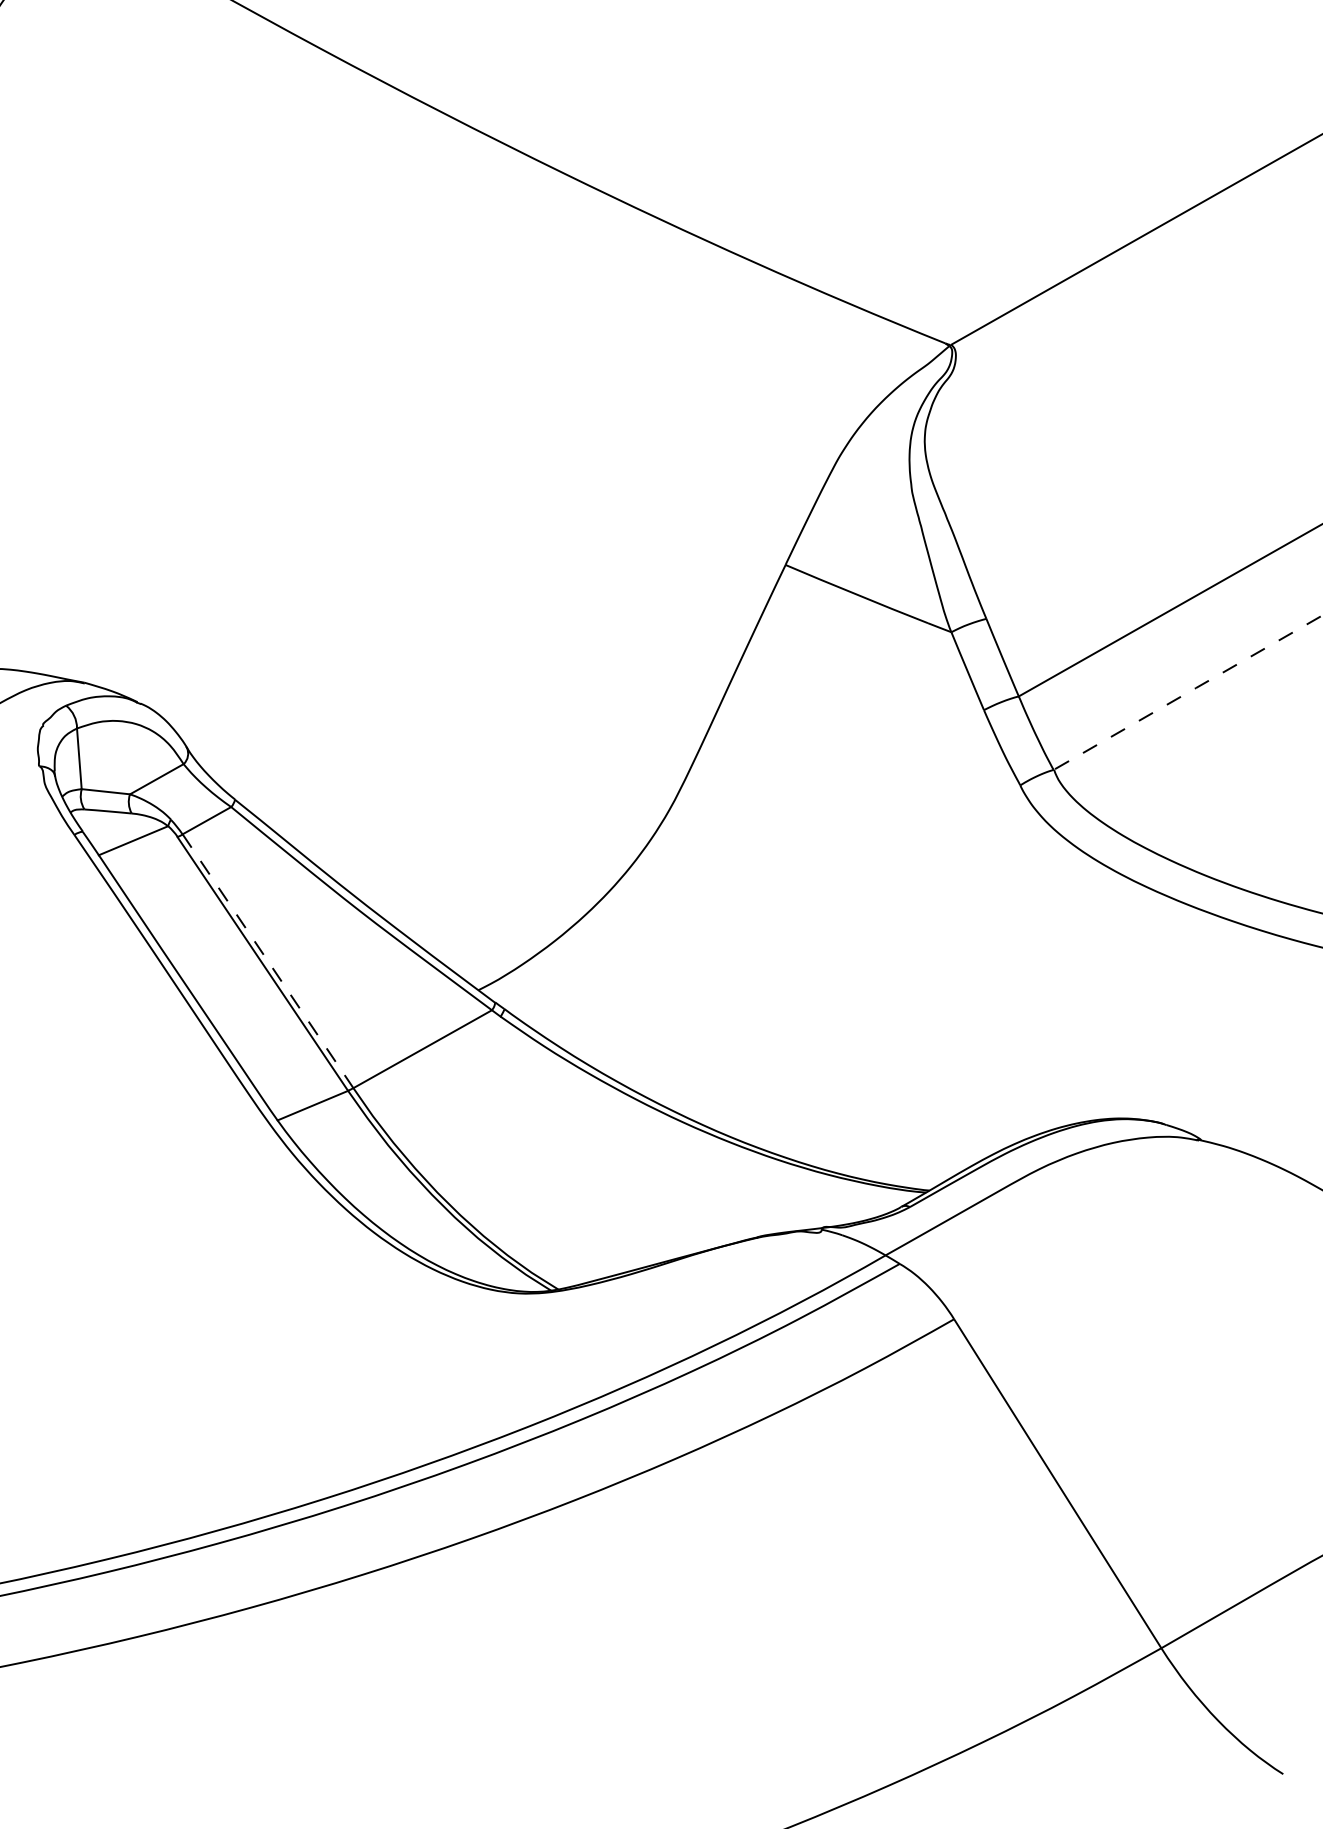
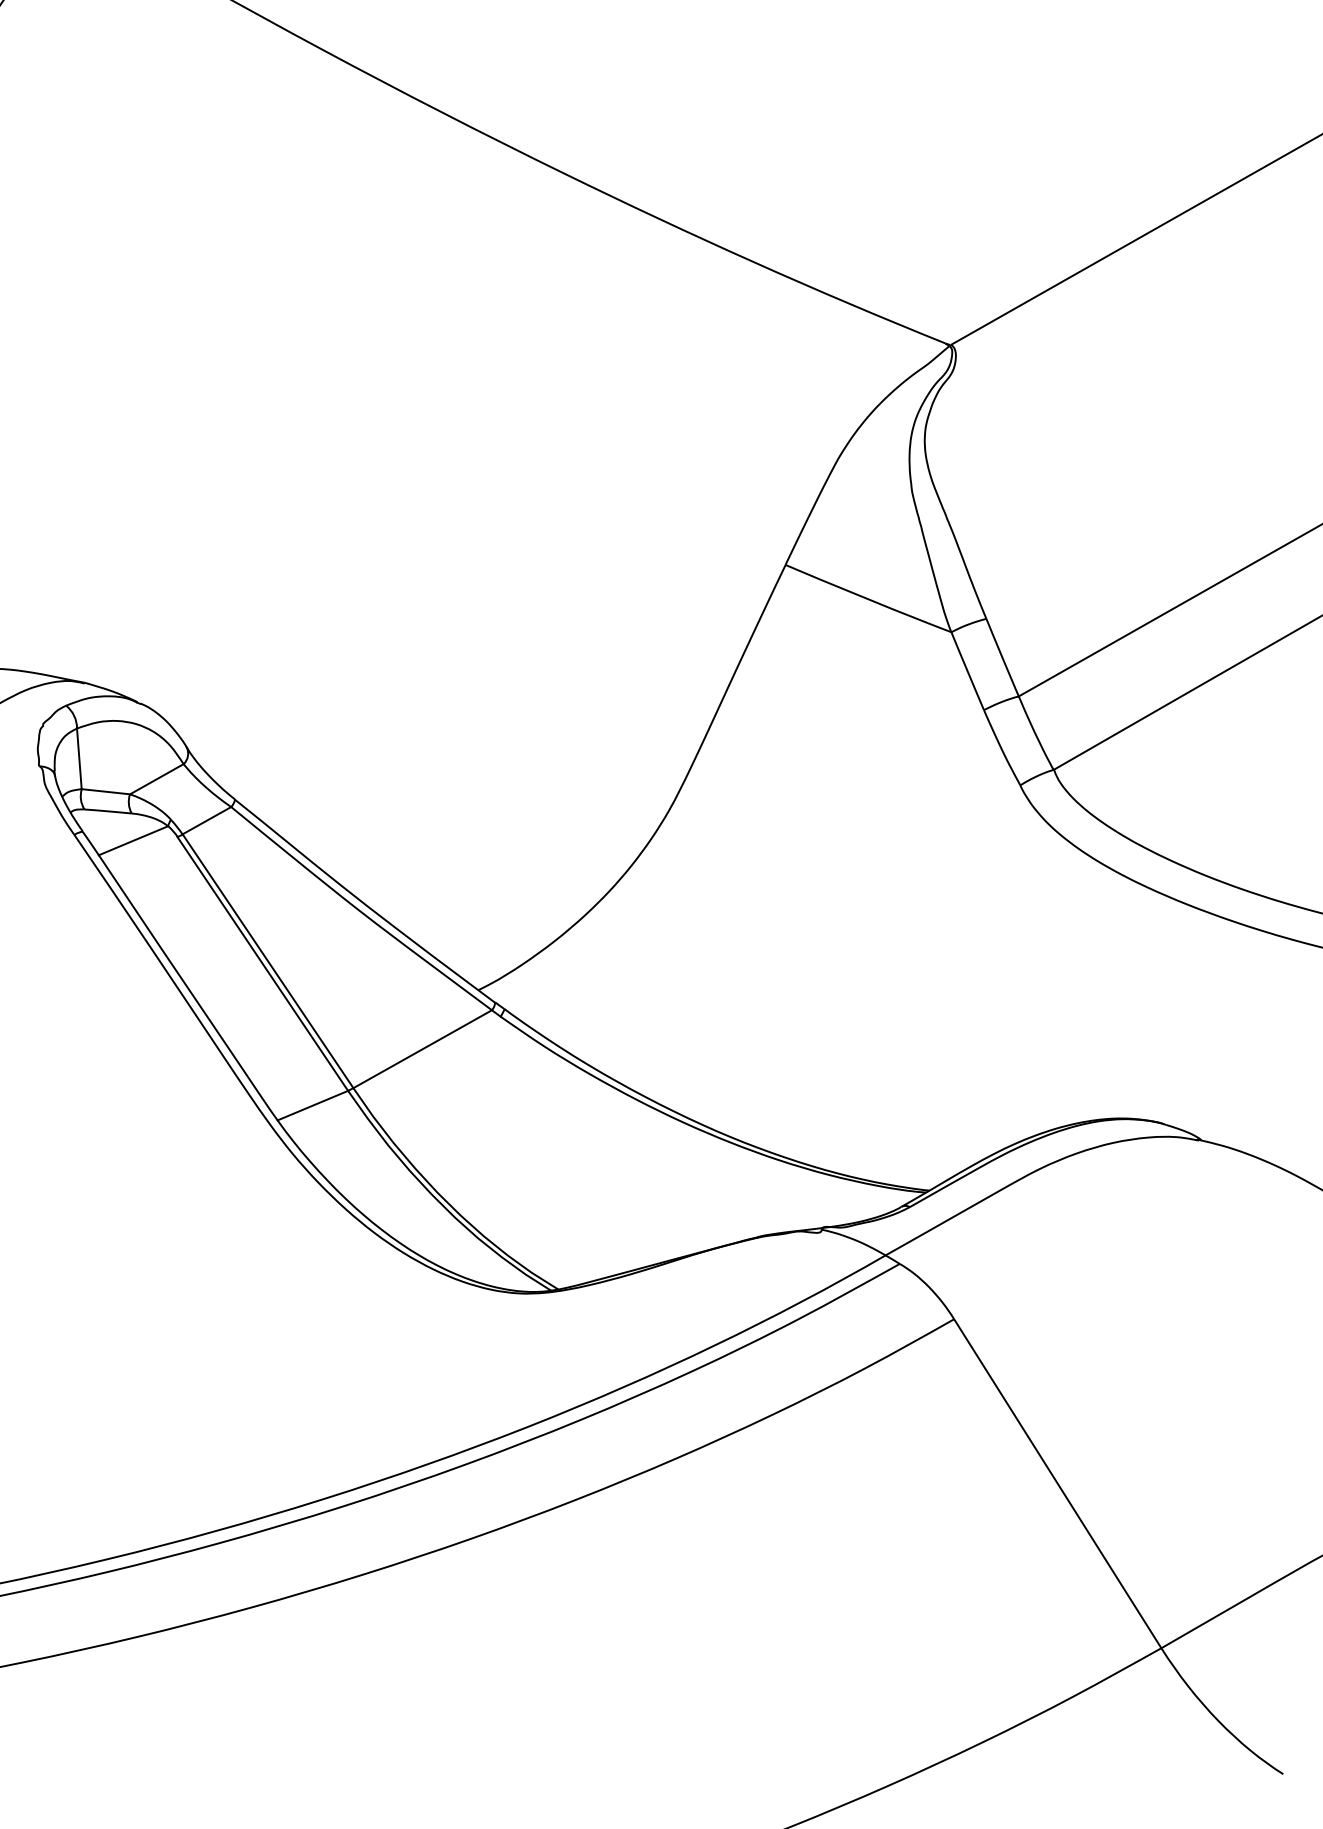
line: dashed -> solid (1188, 692)
line: dashed -> solid (268, 961)
